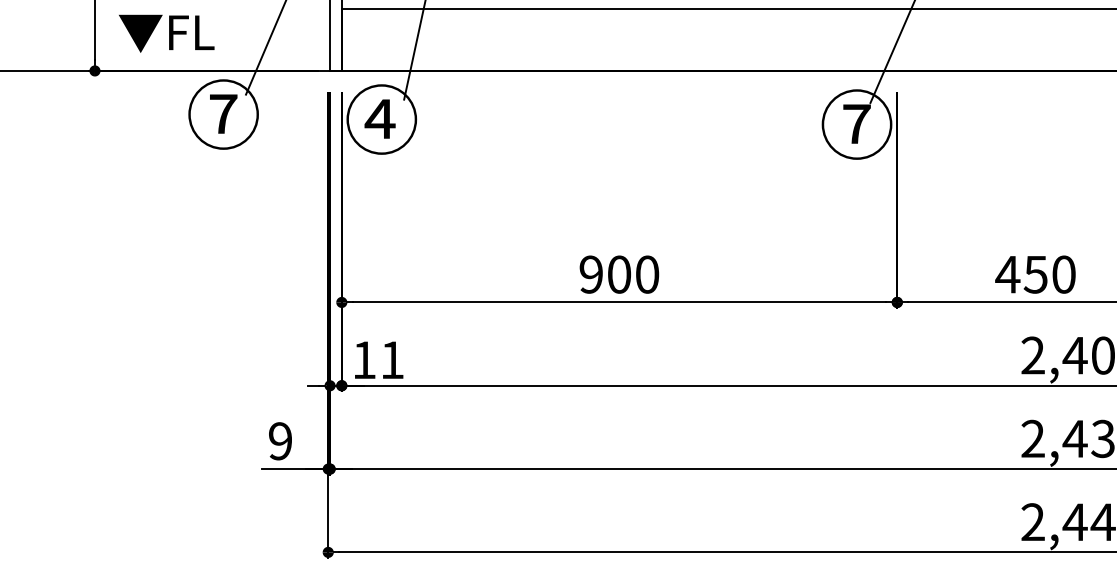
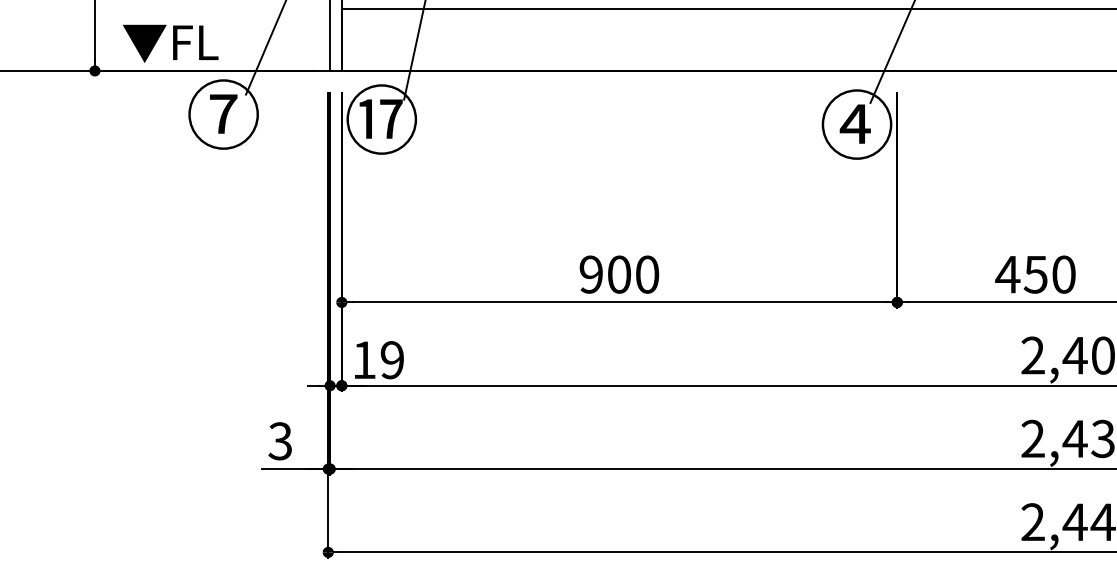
text position: (166, 33) -> (170, 43) (170, 43)
text: ④ -> ⑰ (380, 118)
text: ⑦ -> ④ (854, 123)
text: 11 -> 19 (391, 360)
text: 9 -> 3 (279, 441)
